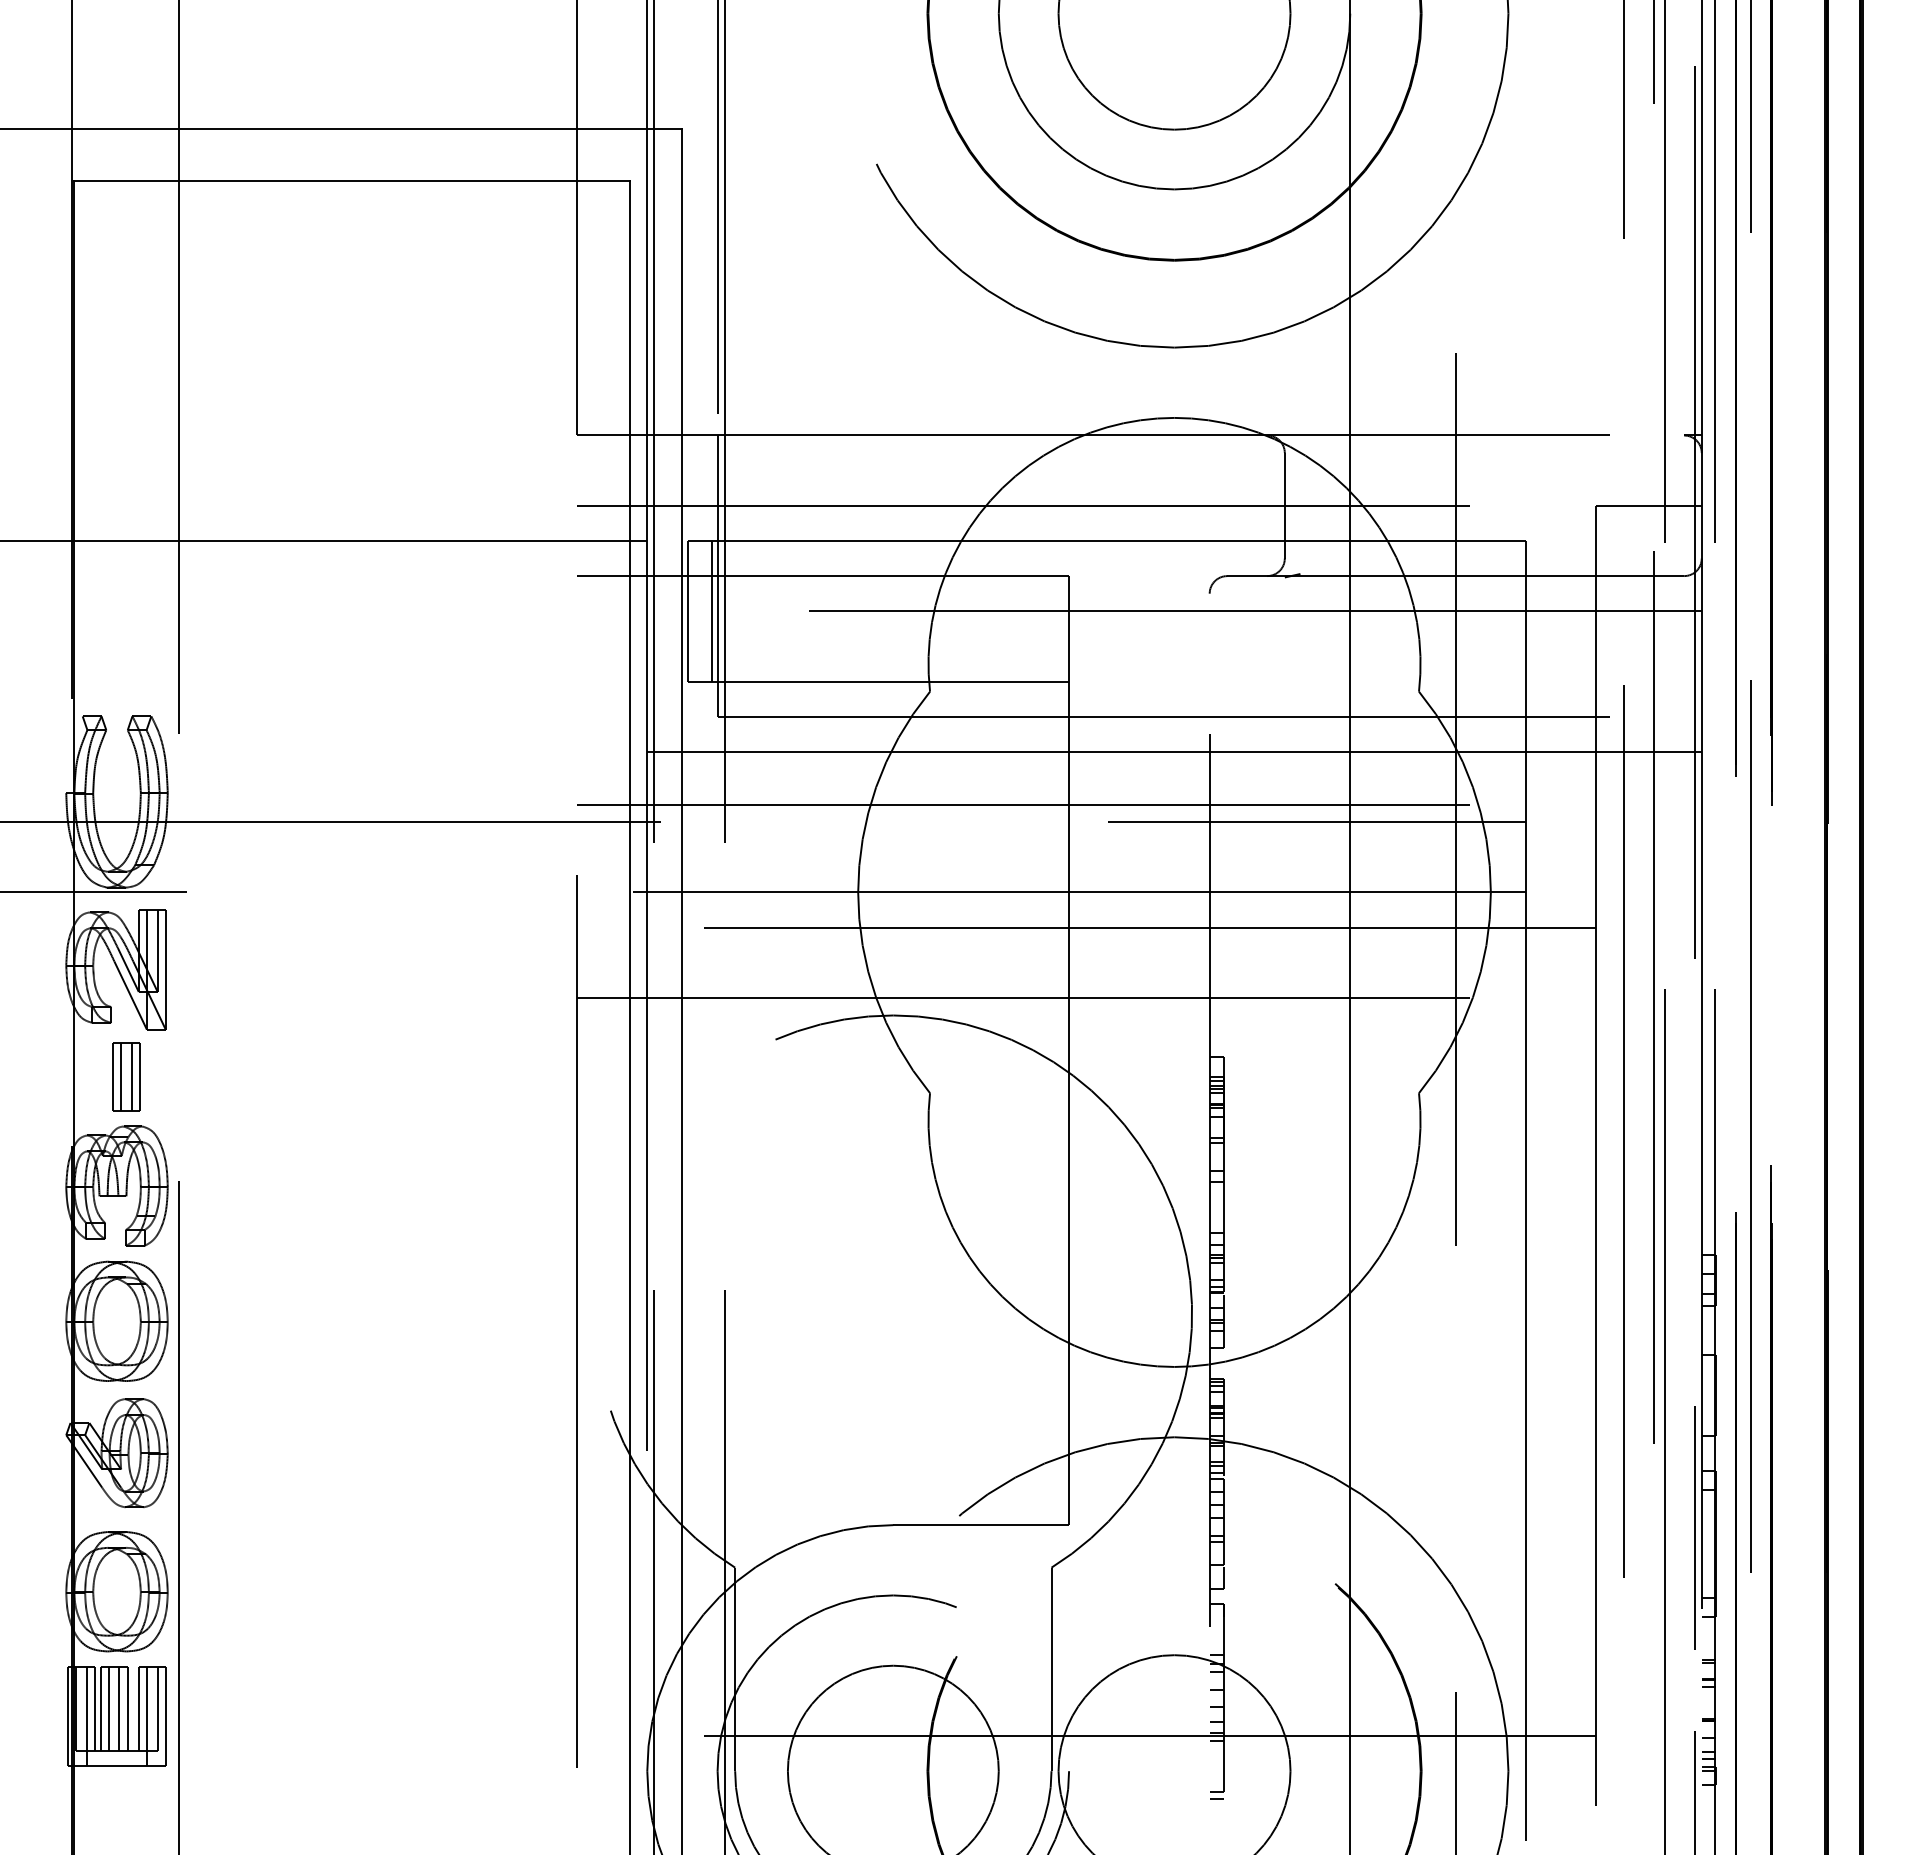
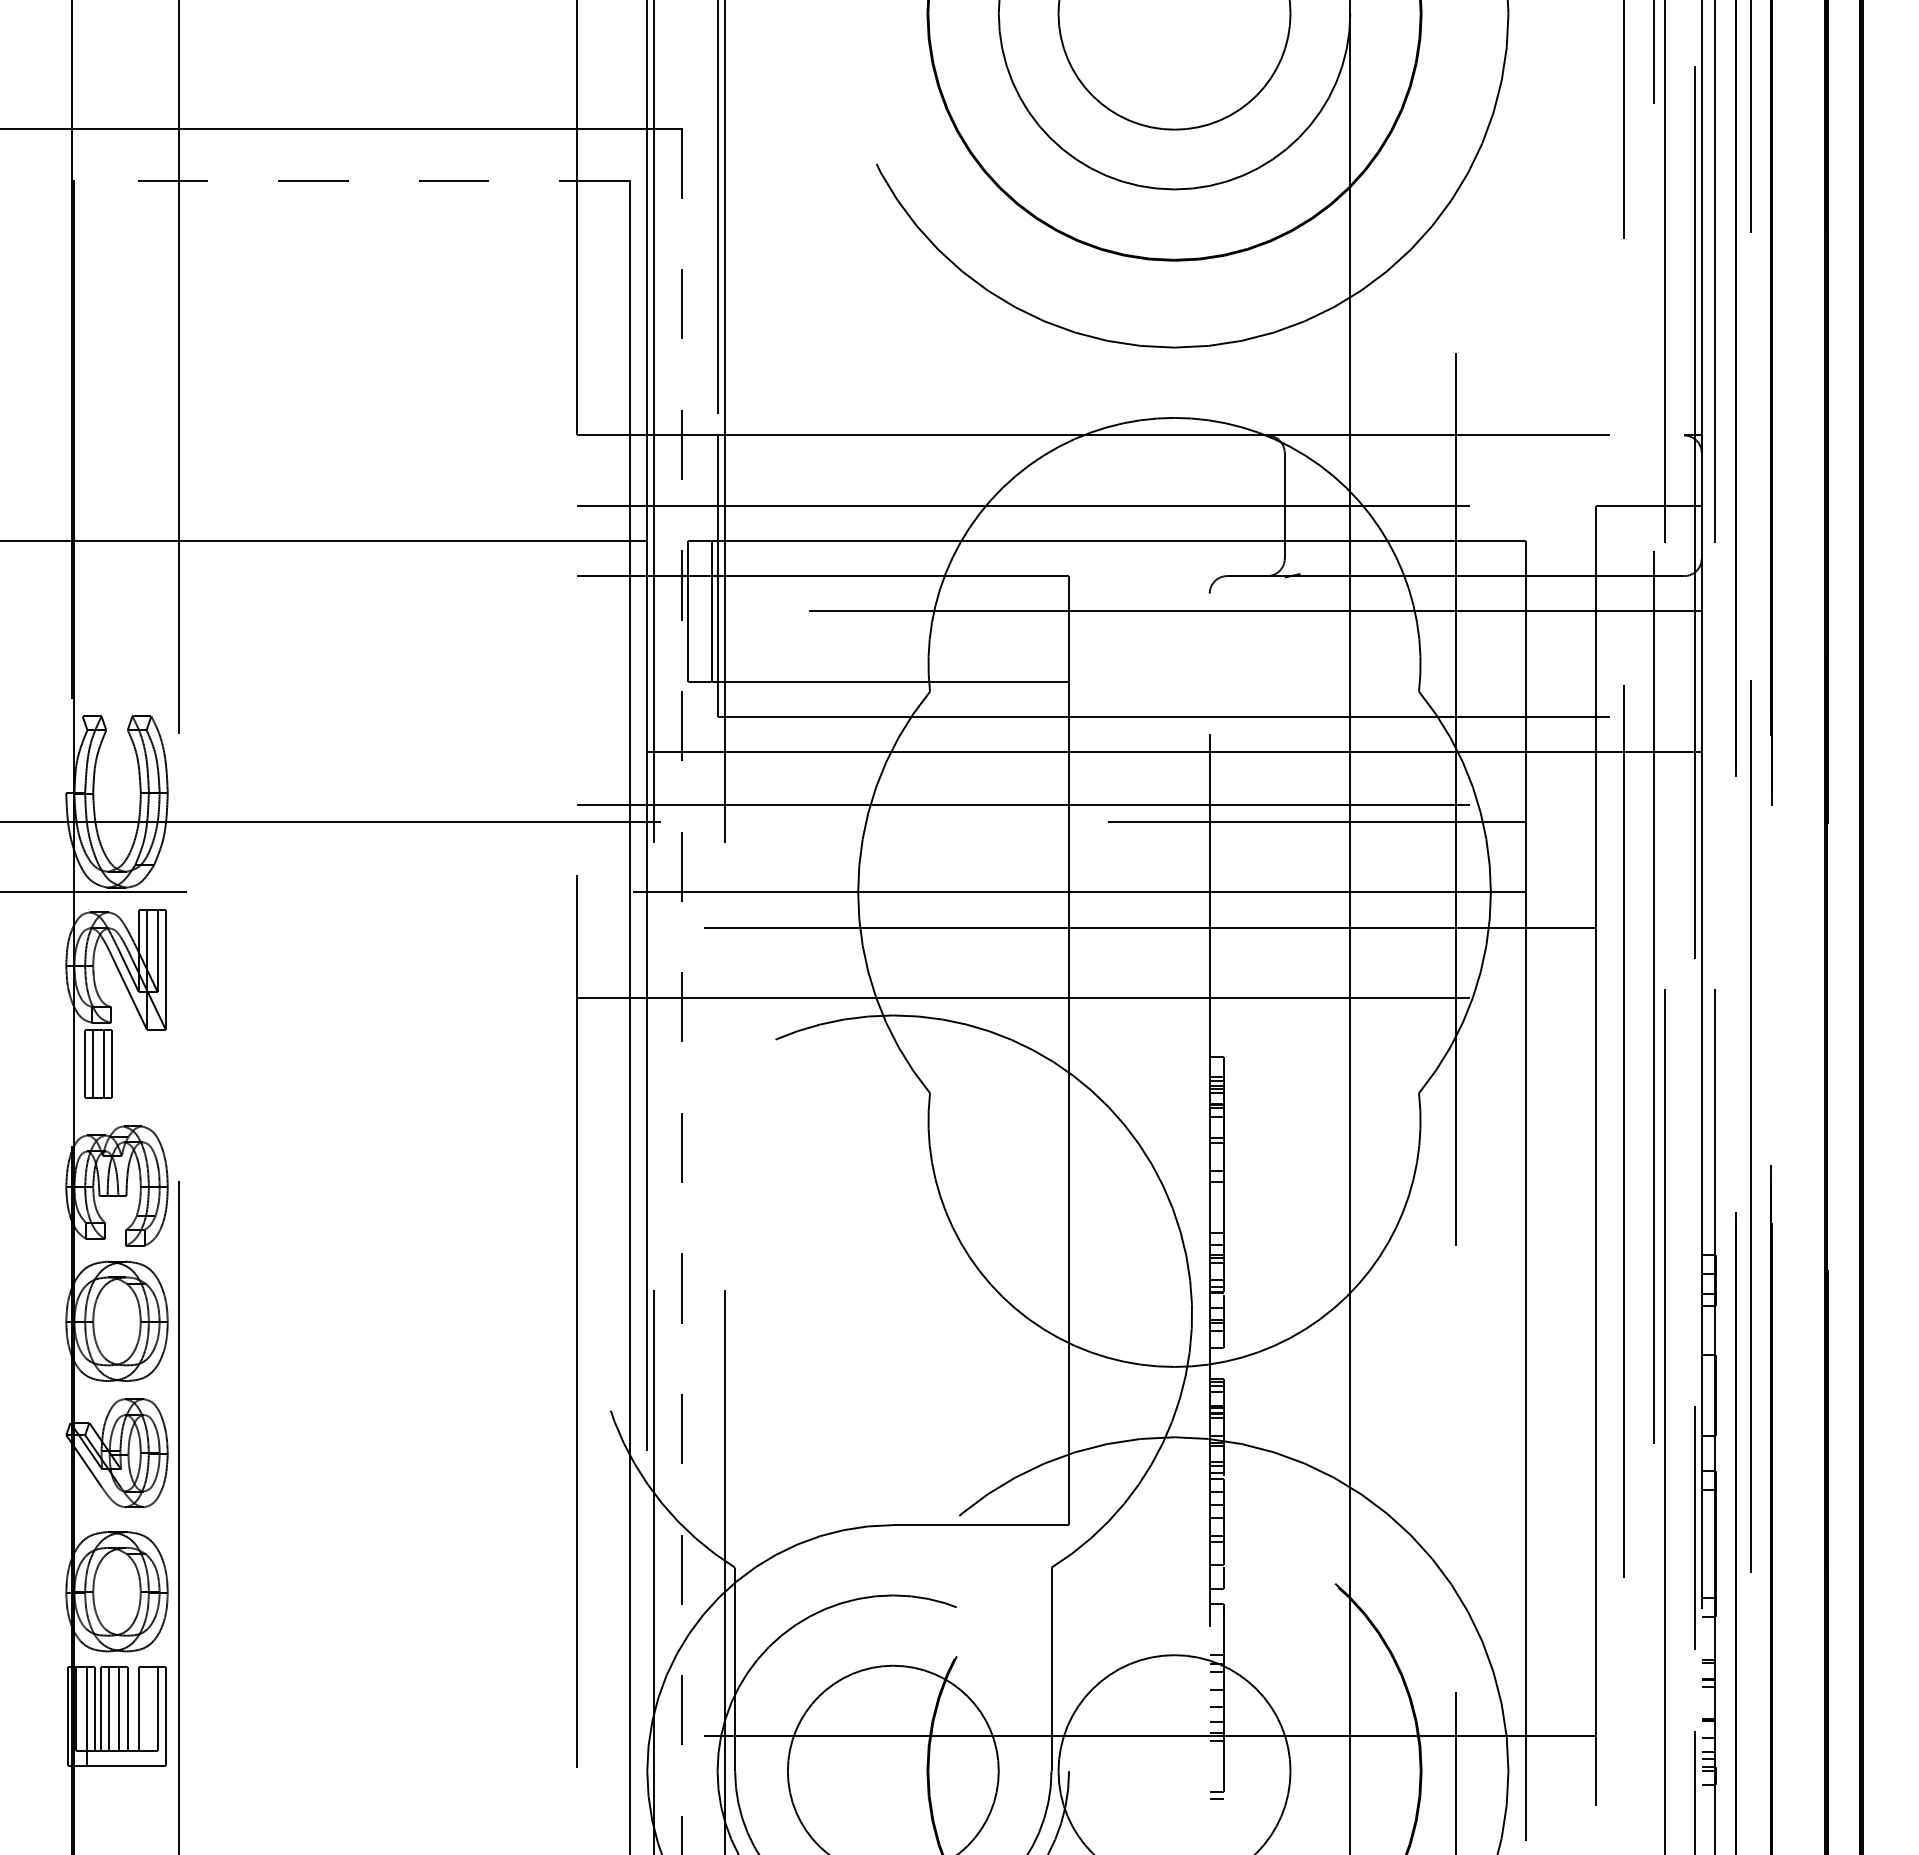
line: solid -> dashed (352, 181)
line: solid -> dashed (682, 991)
part position: (126, 1076) -> (98, 1063) (98, 1063)
line: present -> none (146, 1716)
